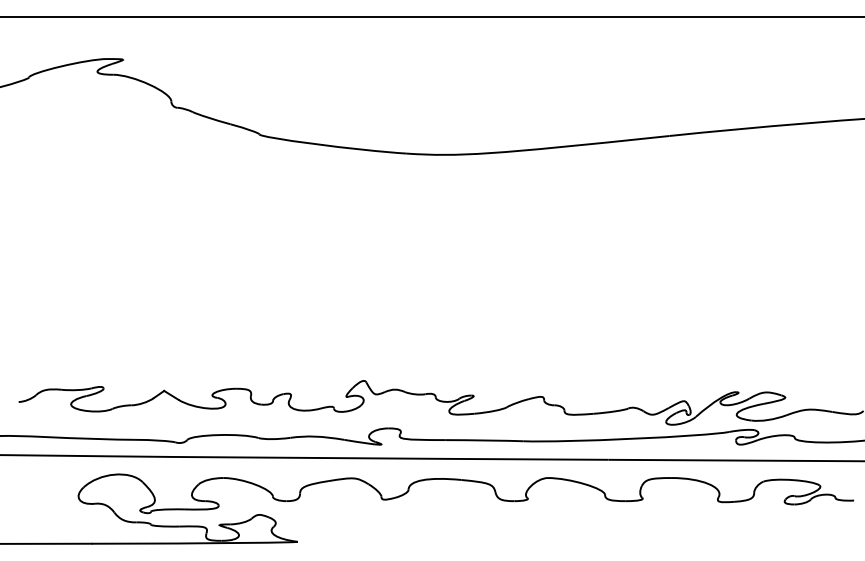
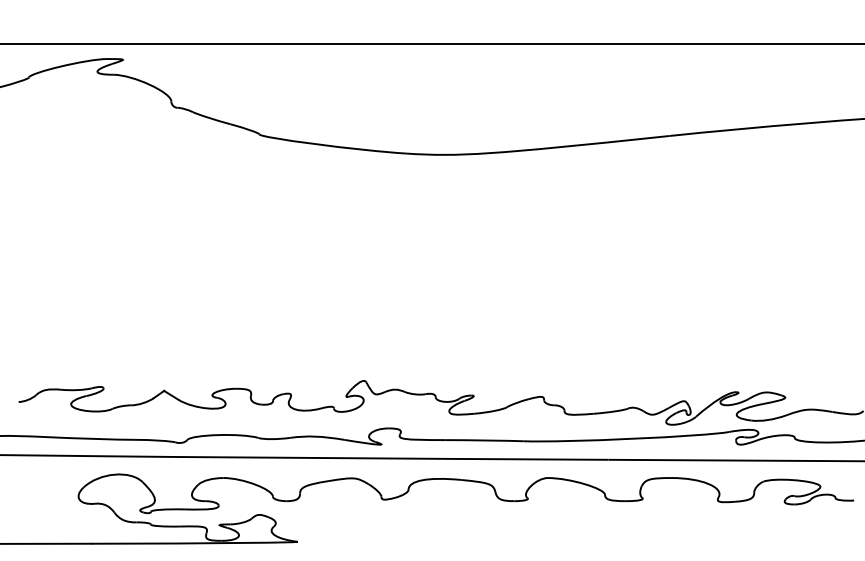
line position: (431, 16) -> (431, 43) (431, 43)
